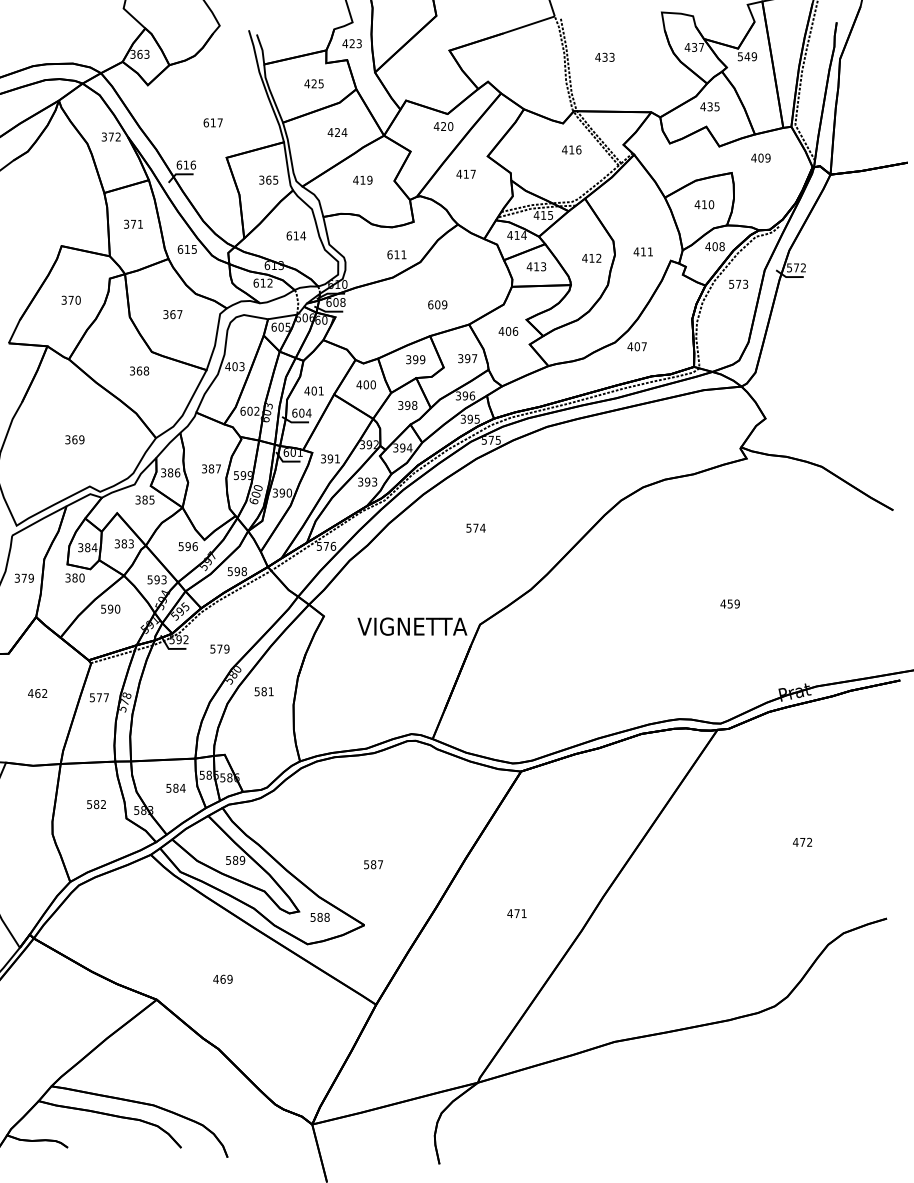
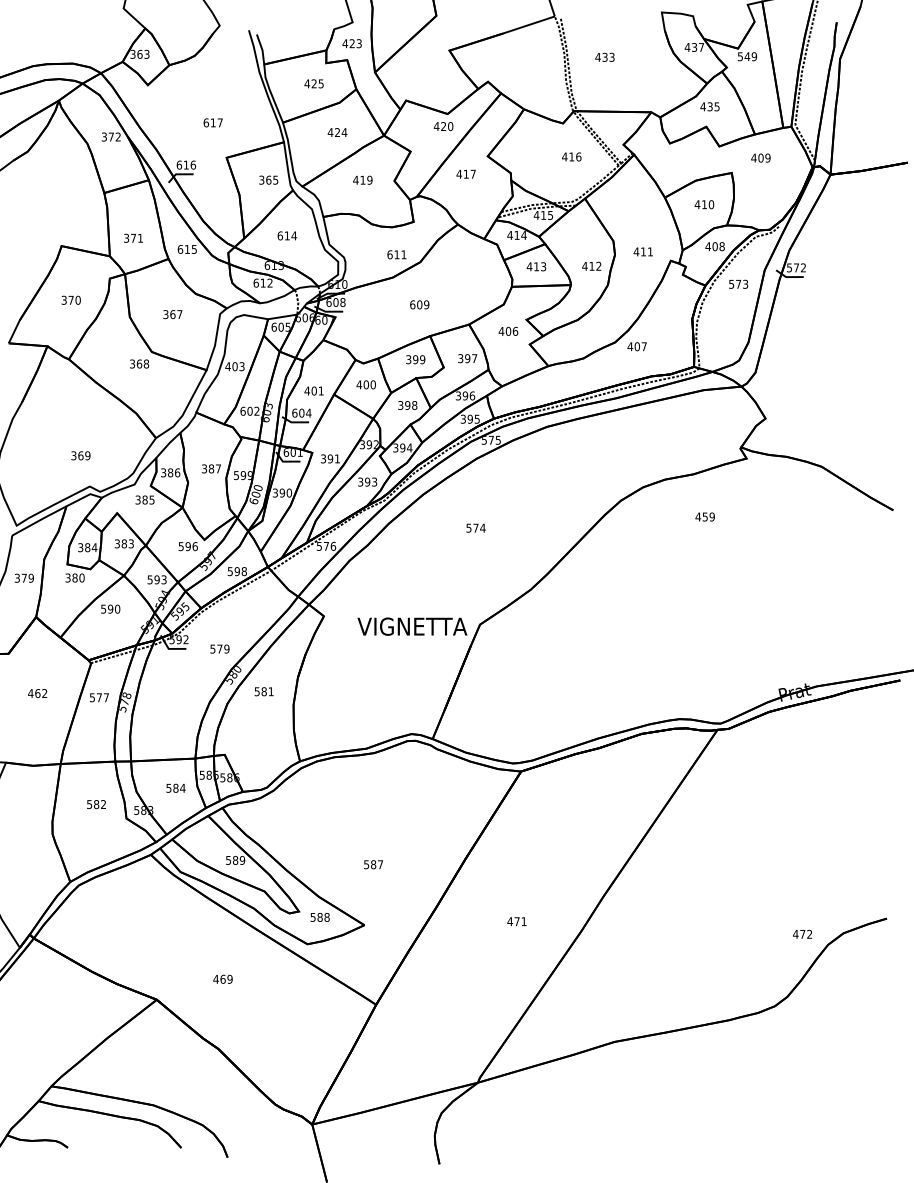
text position: (571, 149) -> (571, 156) (571, 156)
text position: (133, 223) -> (133, 237) (133, 237)
text position: (295, 235) -> (286, 235) (286, 235)
text position: (591, 257) -> (591, 265) (591, 265)
text position: (437, 304) -> (419, 304) (419, 304)
text position: (139, 370) -> (139, 363) (139, 363)
text position: (74, 439) -> (80, 455) (80, 455)
text position: (729, 603) -> (704, 516) (704, 516)
text position: (802, 841) -> (802, 933) (802, 933)
text position: (516, 913) -> (516, 921) (516, 921)
